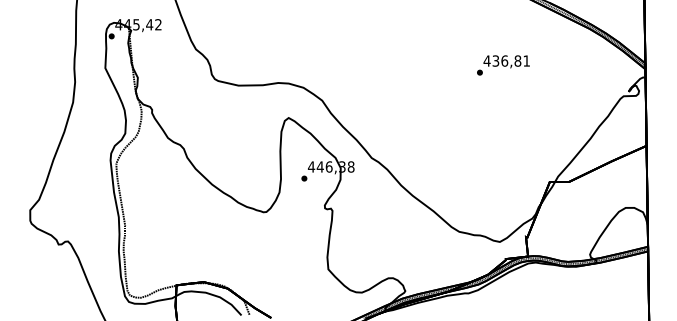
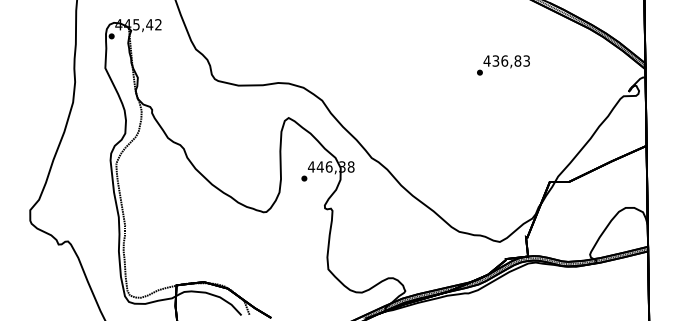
text: 436,81 -> 436,83 (526, 60)
